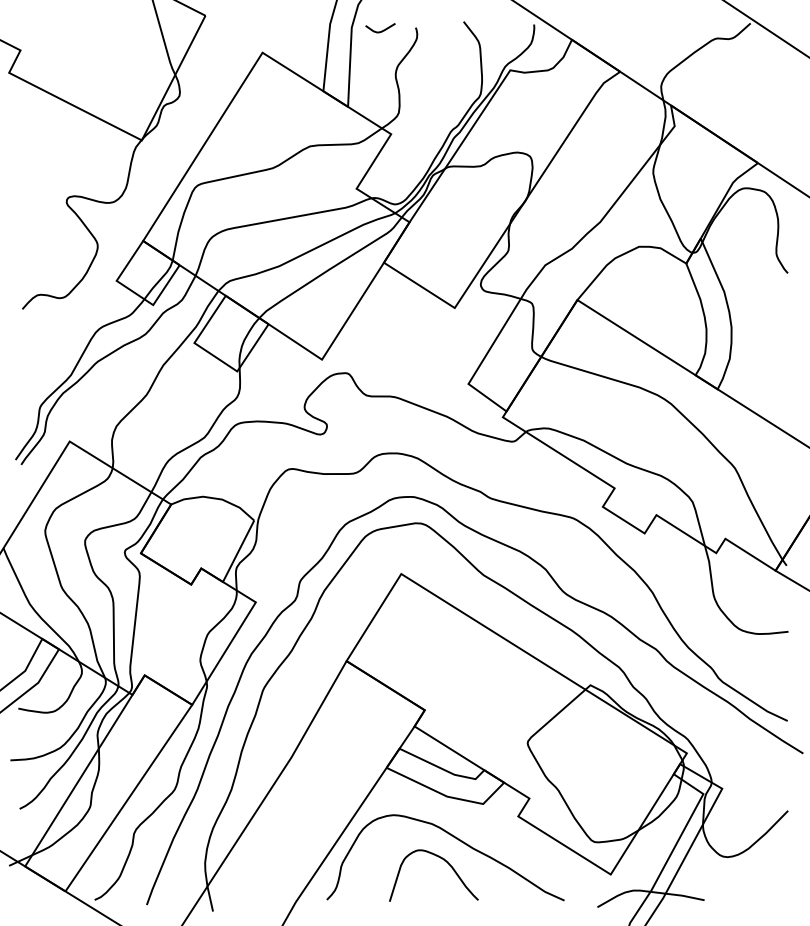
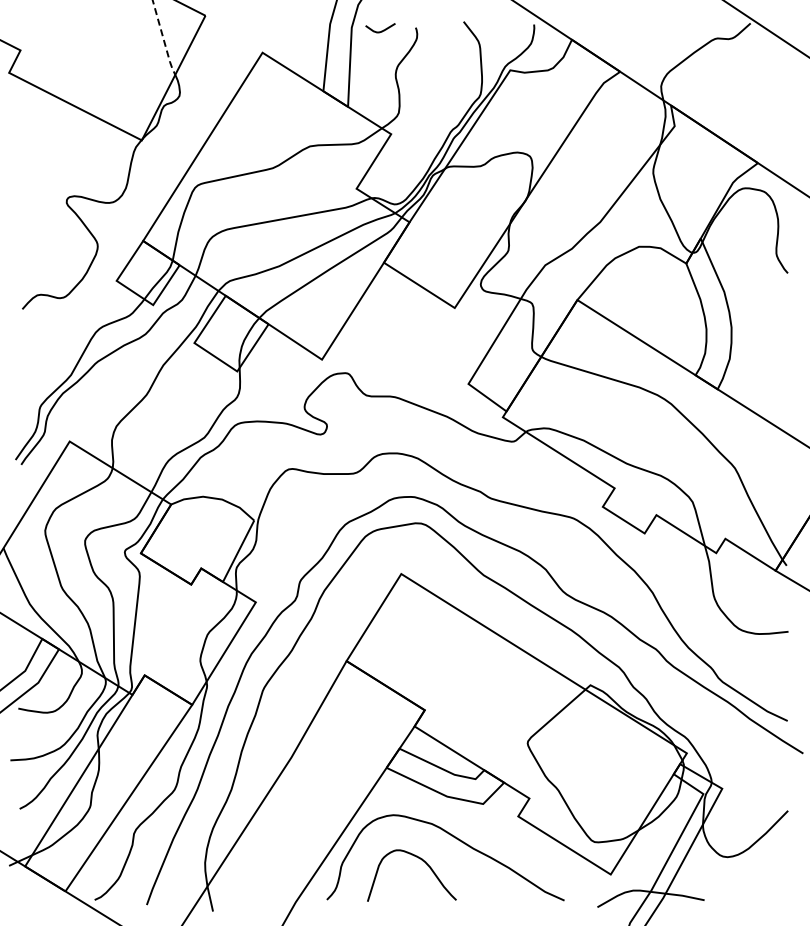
line: solid -> dashed (163, 39)
curve position: (444, 861) -> (422, 861) (422, 861)
